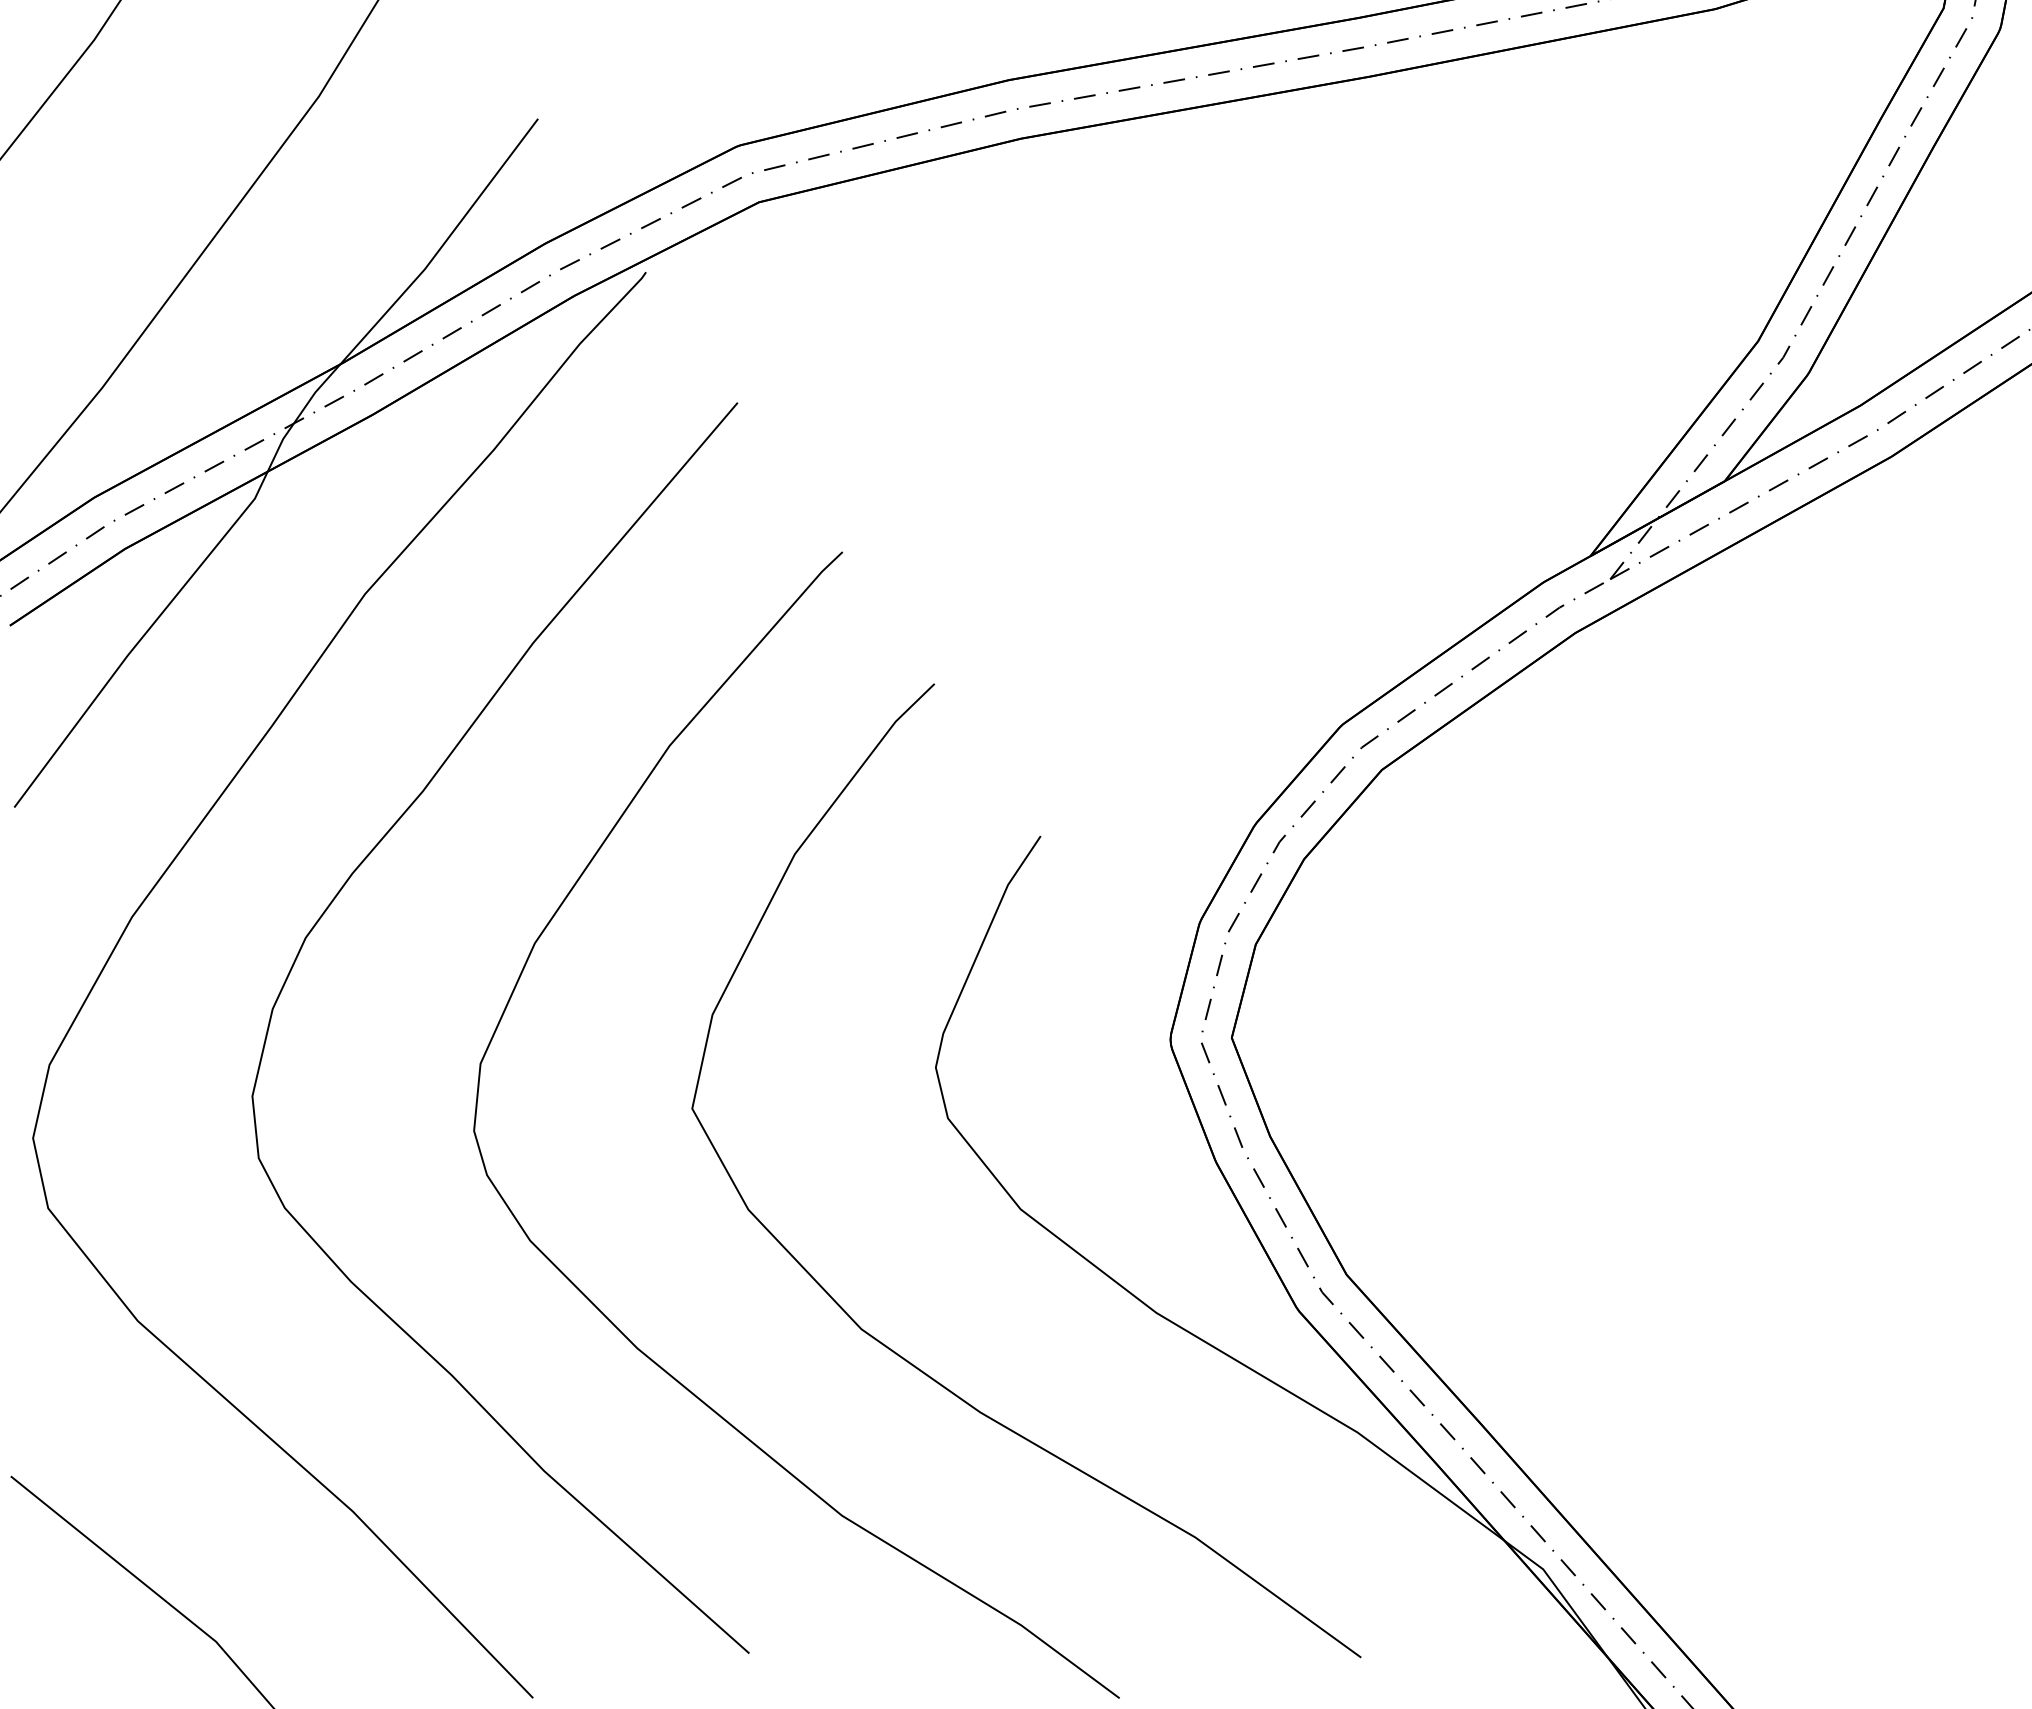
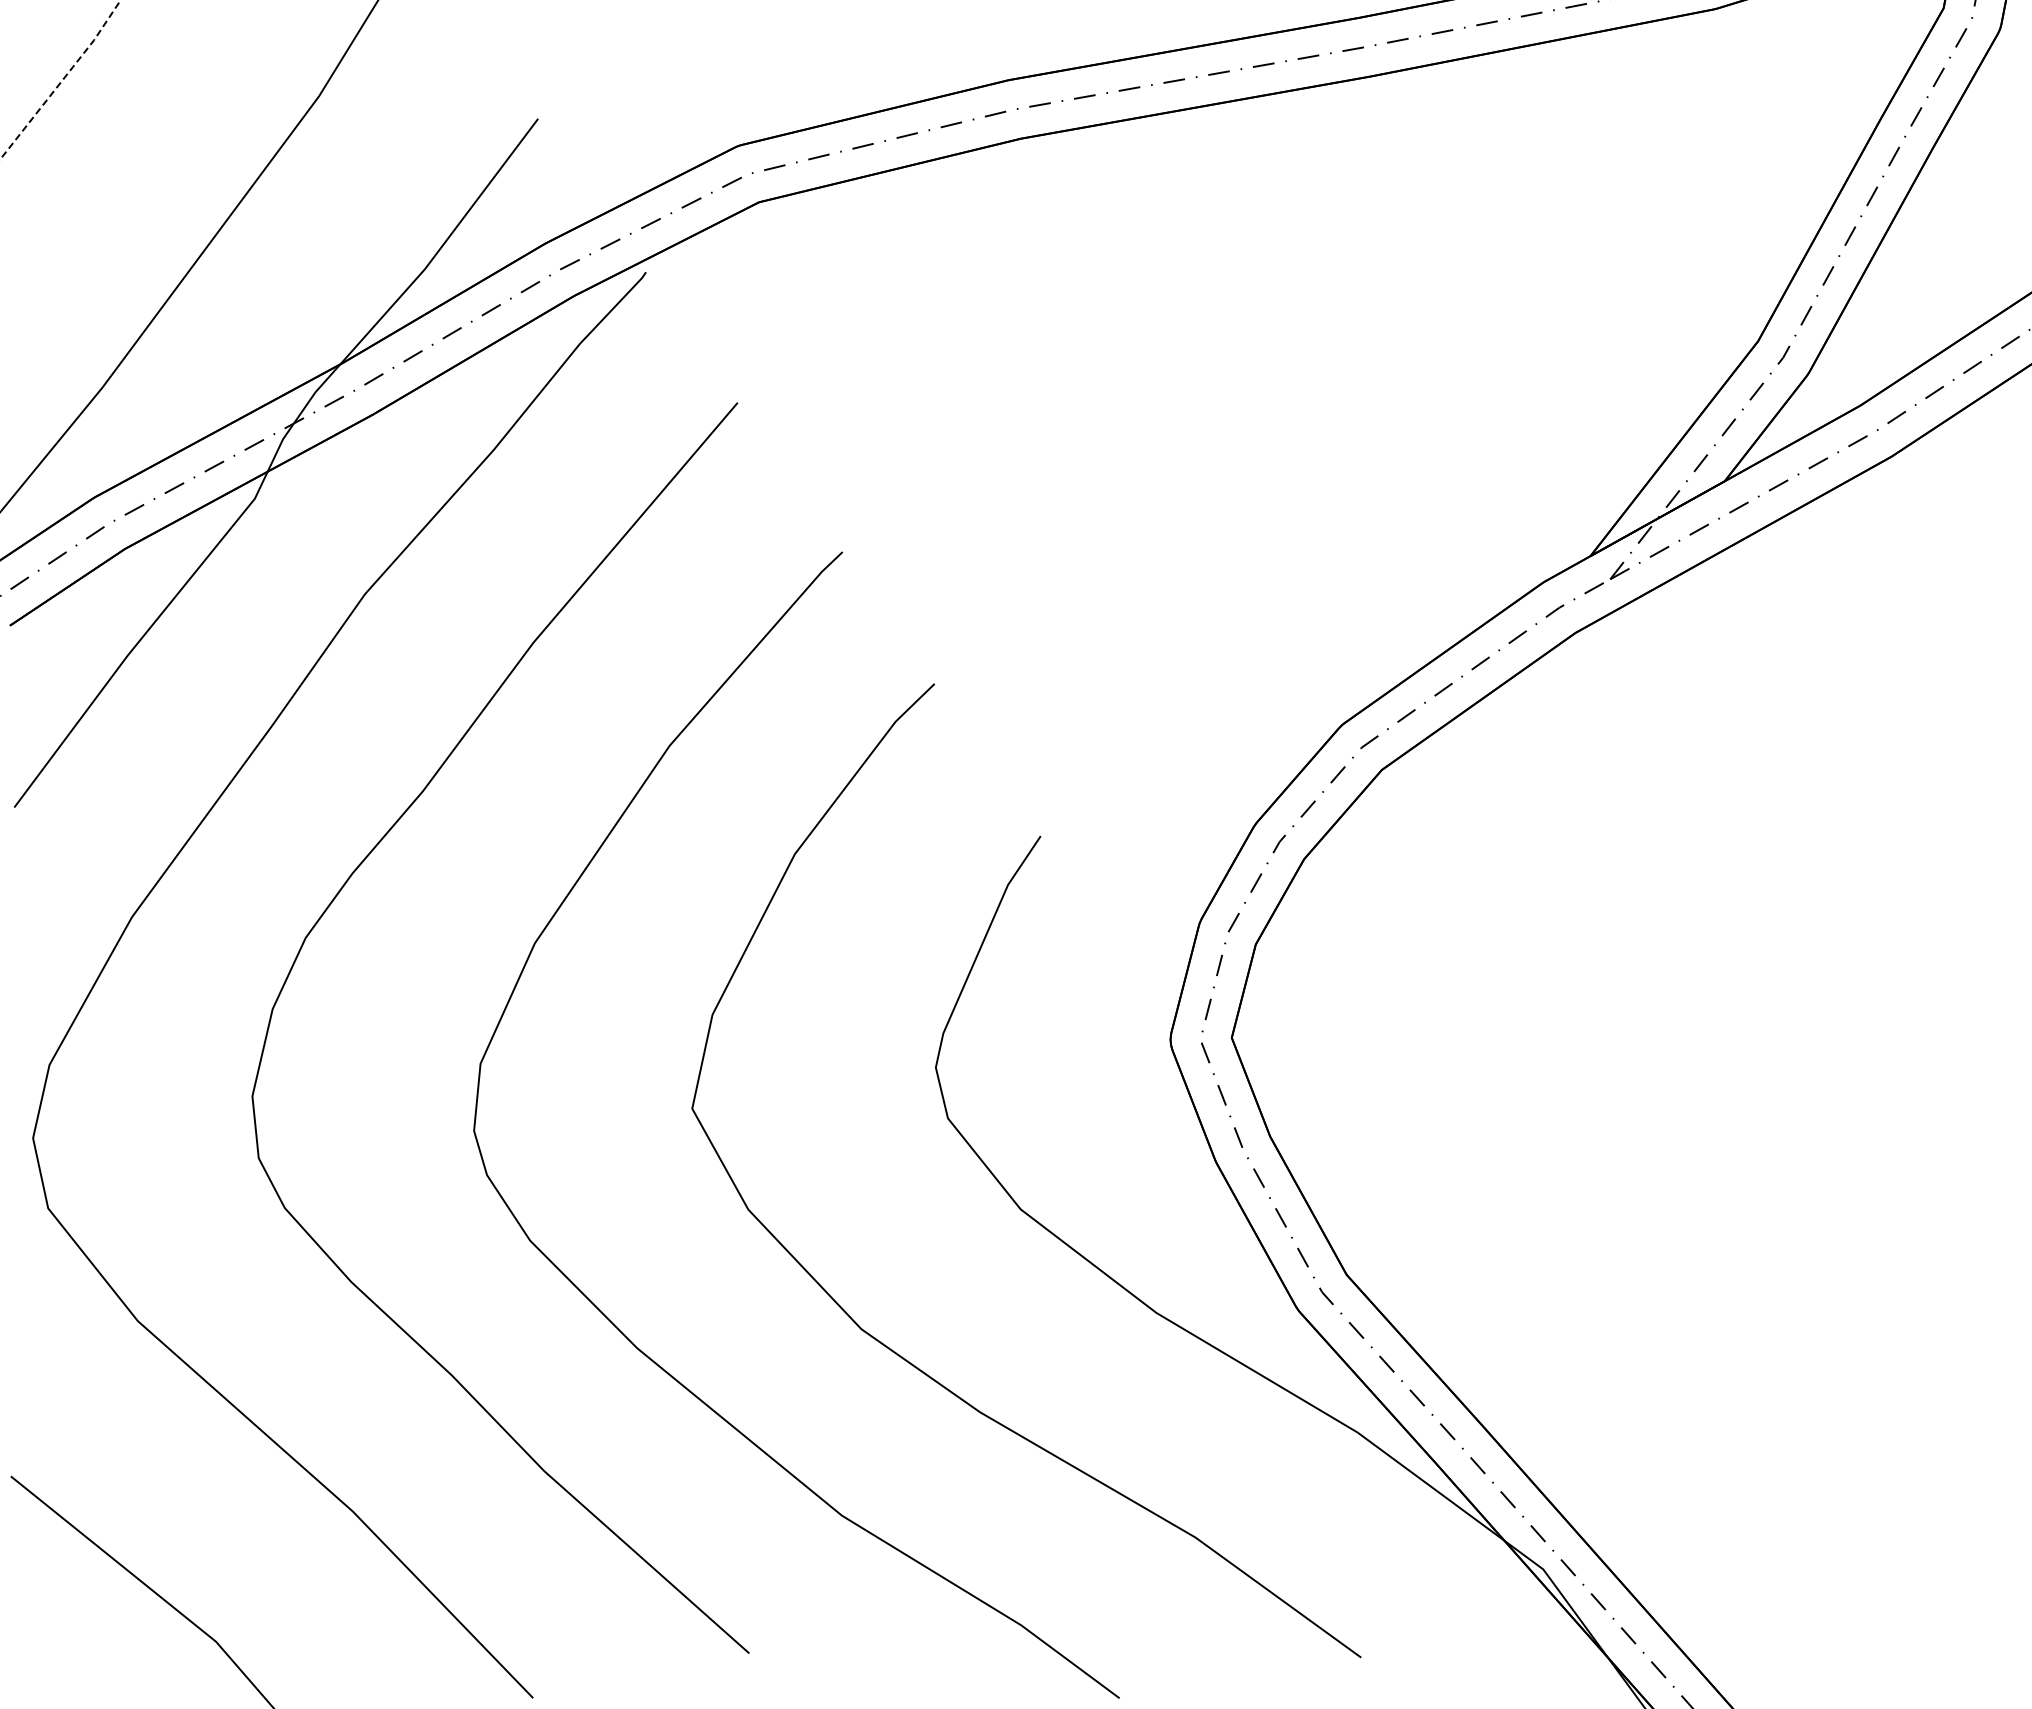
line: solid -> dashed (62, 80)
